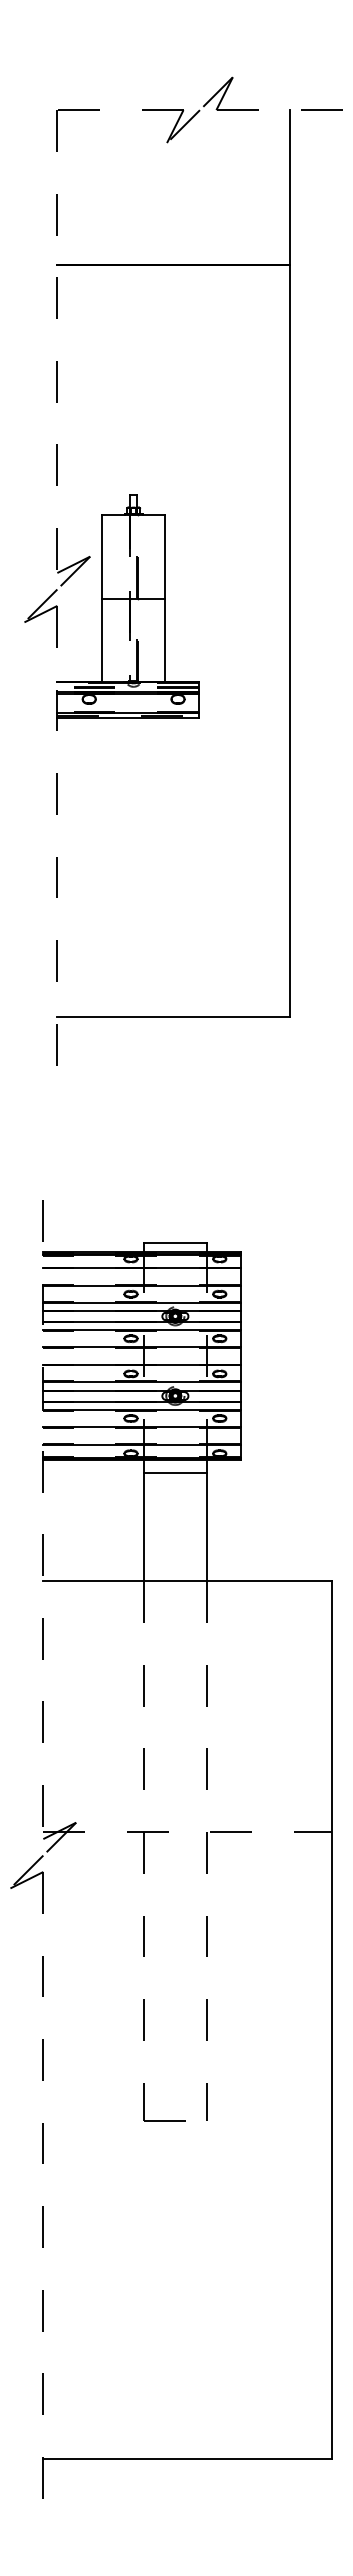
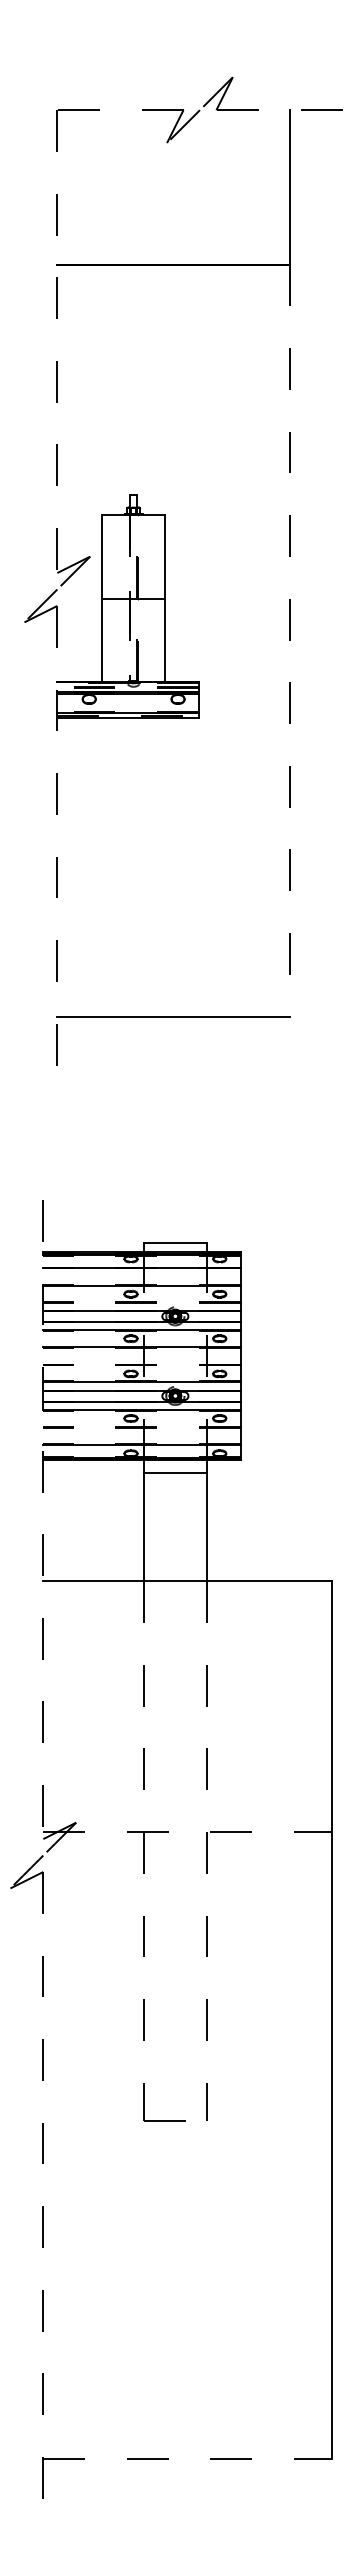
line: solid -> dashed (290, 641)
line: solid -> dashed (142, 1302)
line: solid -> dashed (142, 1365)
line: solid -> dashed (142, 1427)
line: solid -> dashed (188, 2458)
